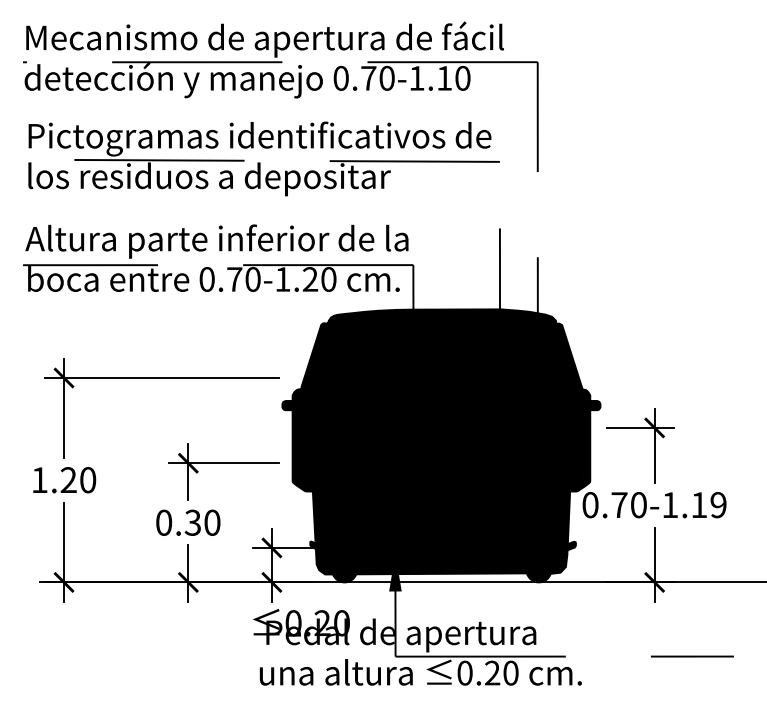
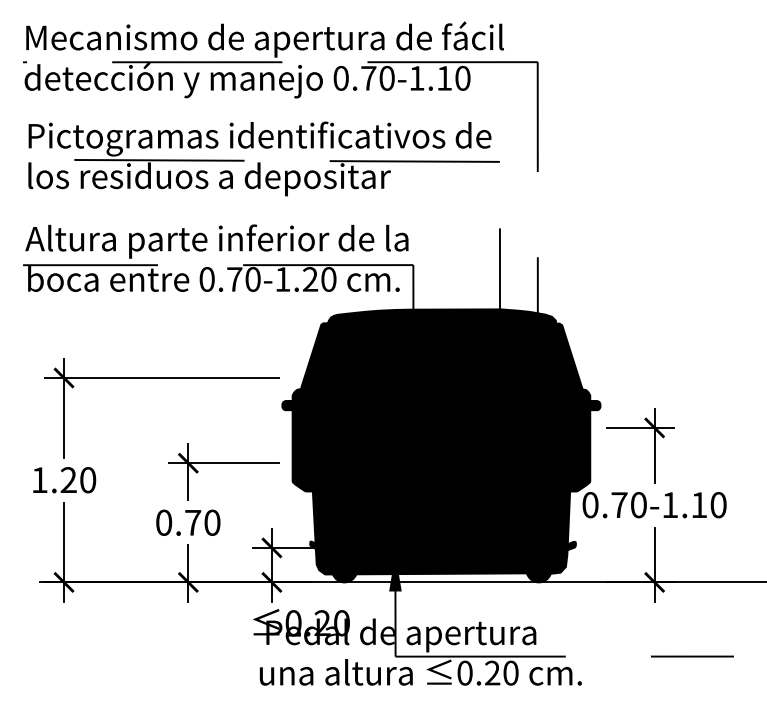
text: 0.70-1.19 -> 0.70-1.10 (718, 505)
text: 0.30 -> 0.70 (192, 522)
